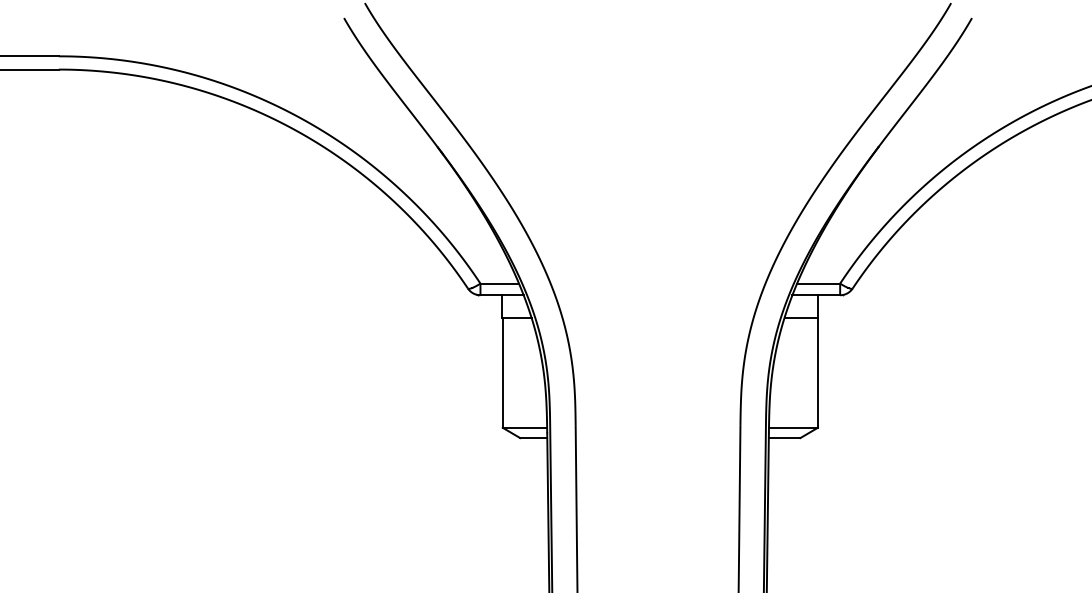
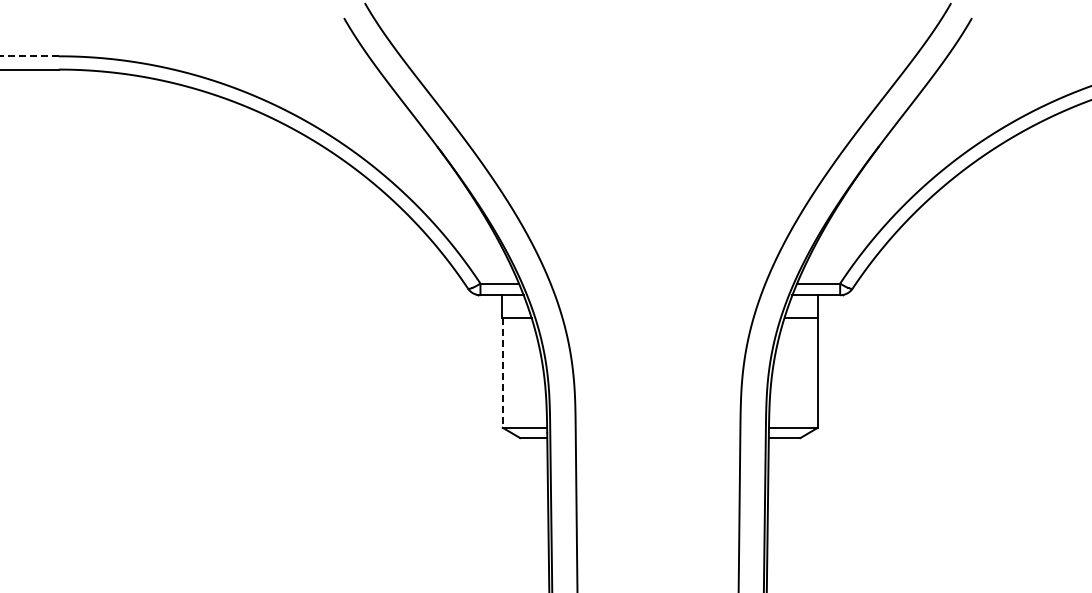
line: solid -> dashed (29, 56)
line: solid -> dashed (502, 373)
